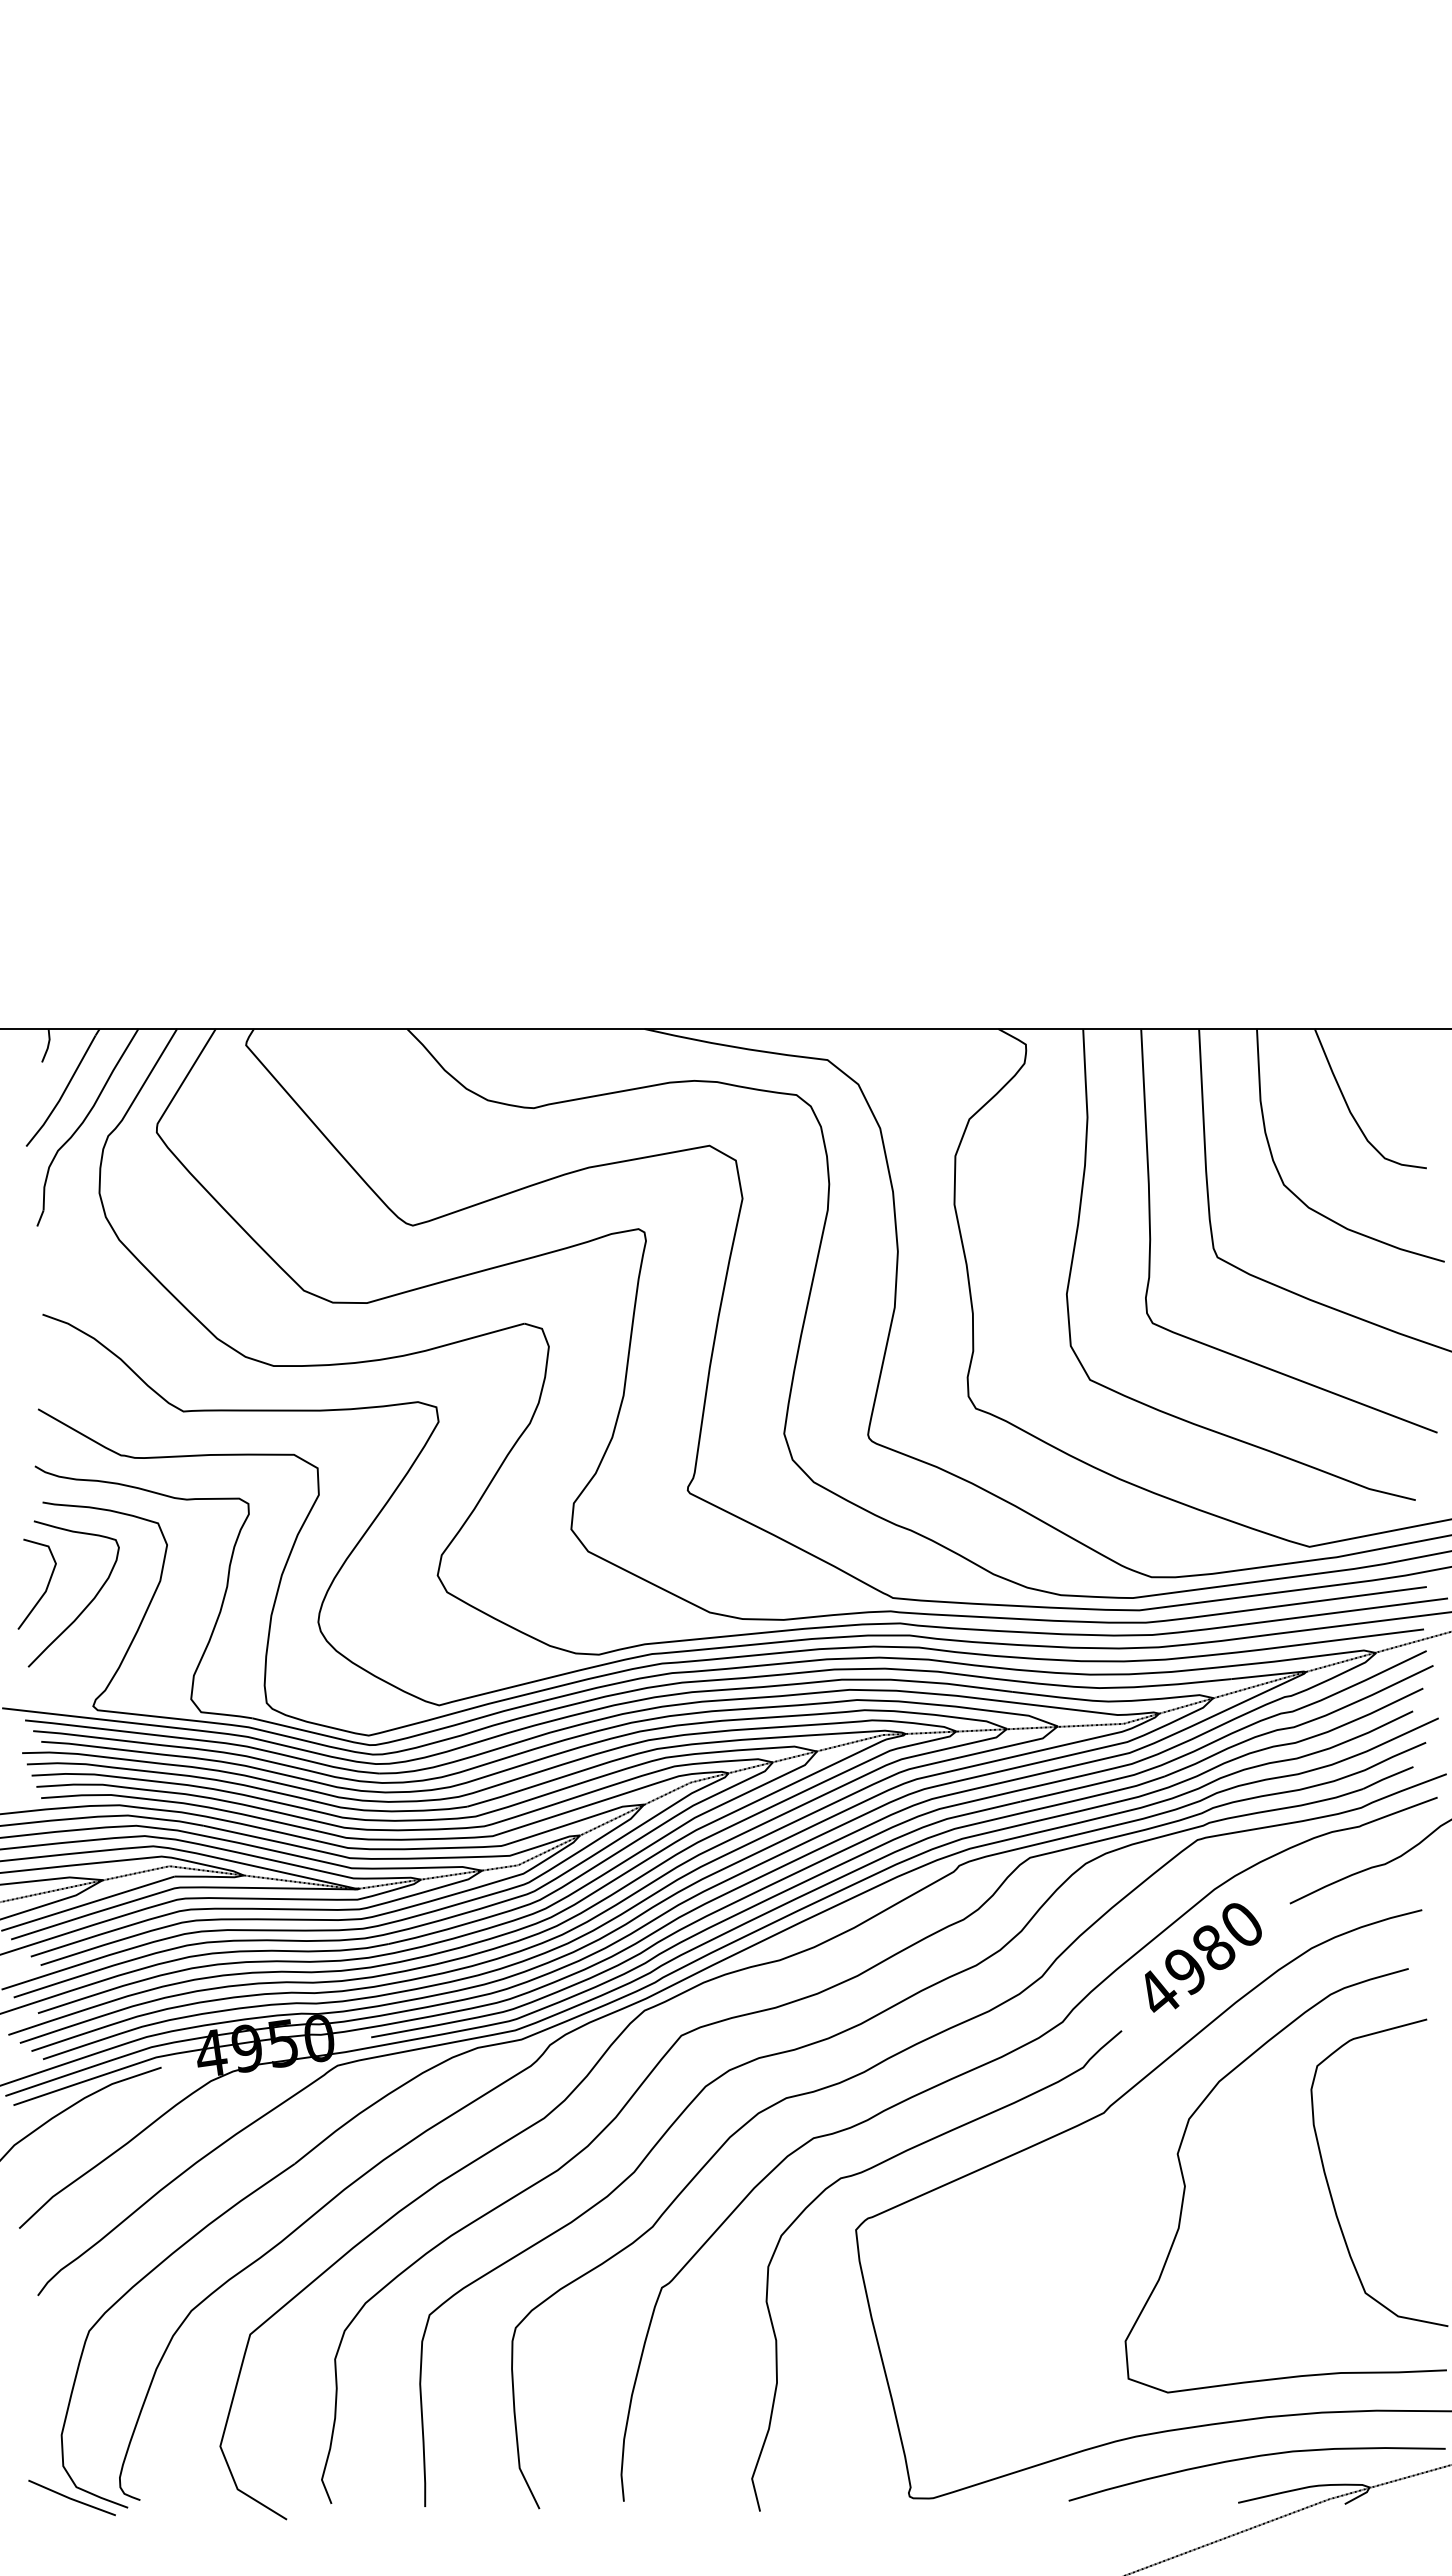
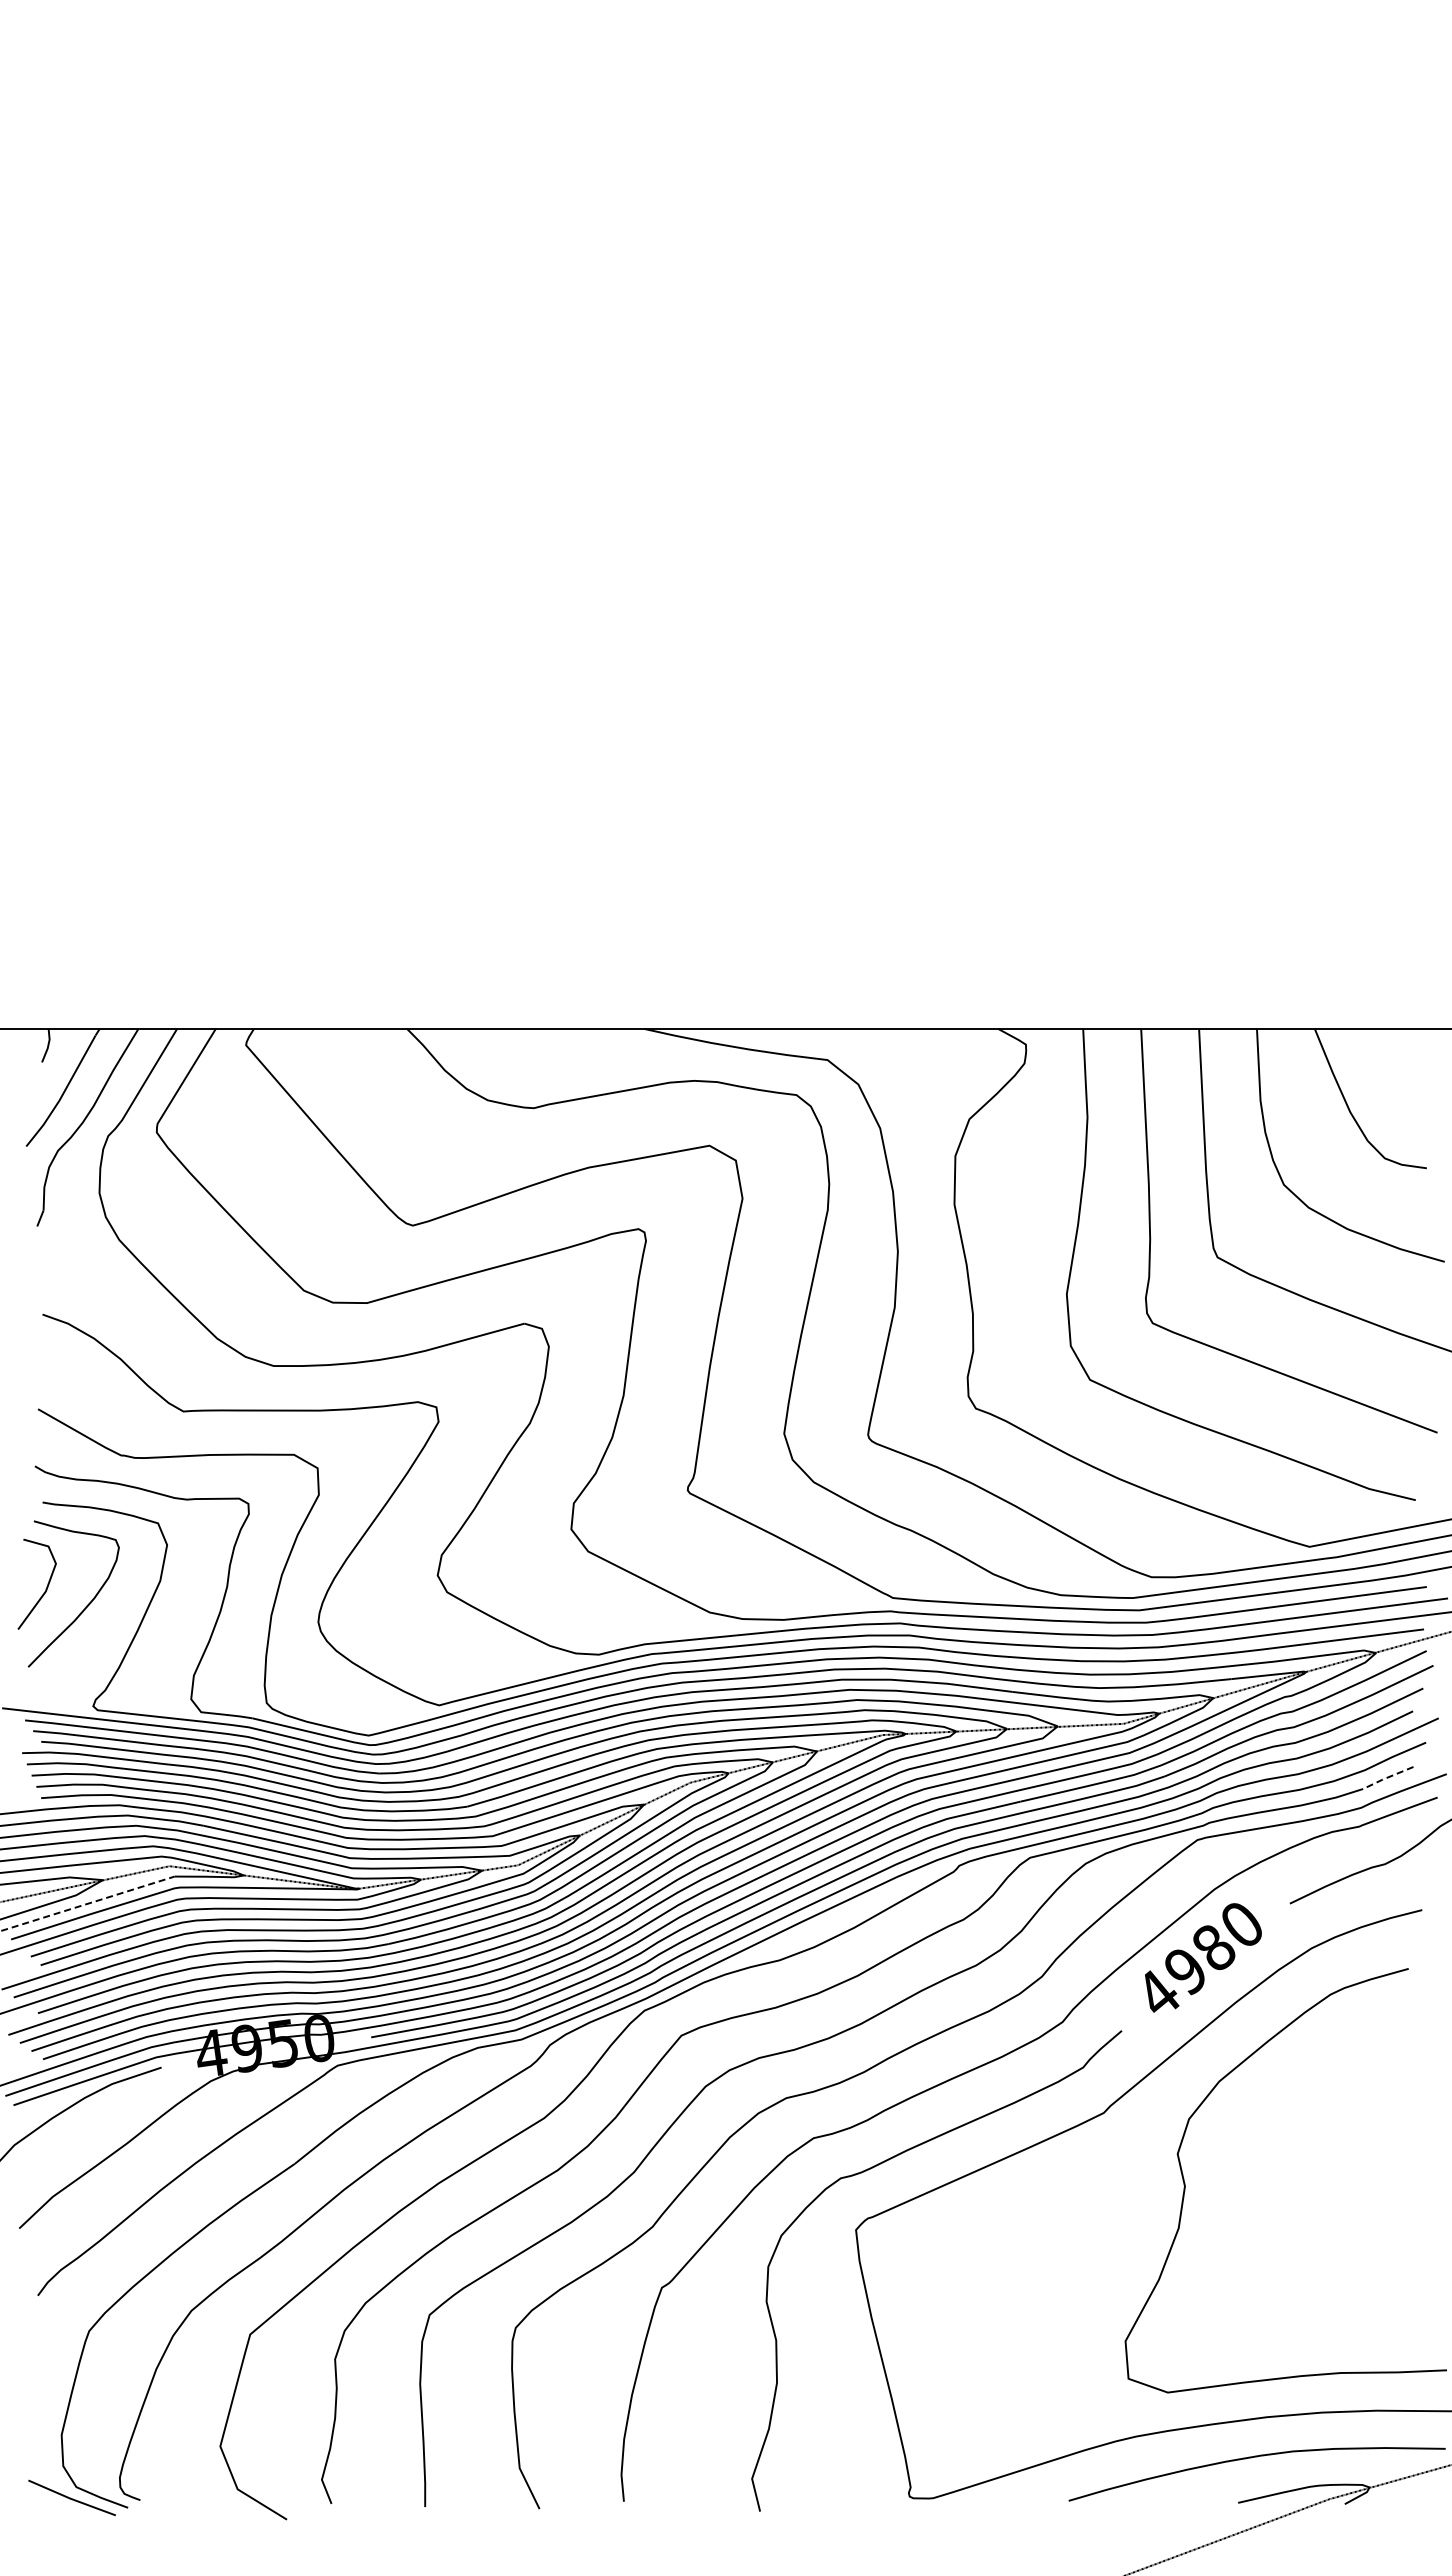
line: solid -> dashed (1387, 1777)
line: solid -> dashed (87, 1903)
curve: present -> none (1329, 2185)
